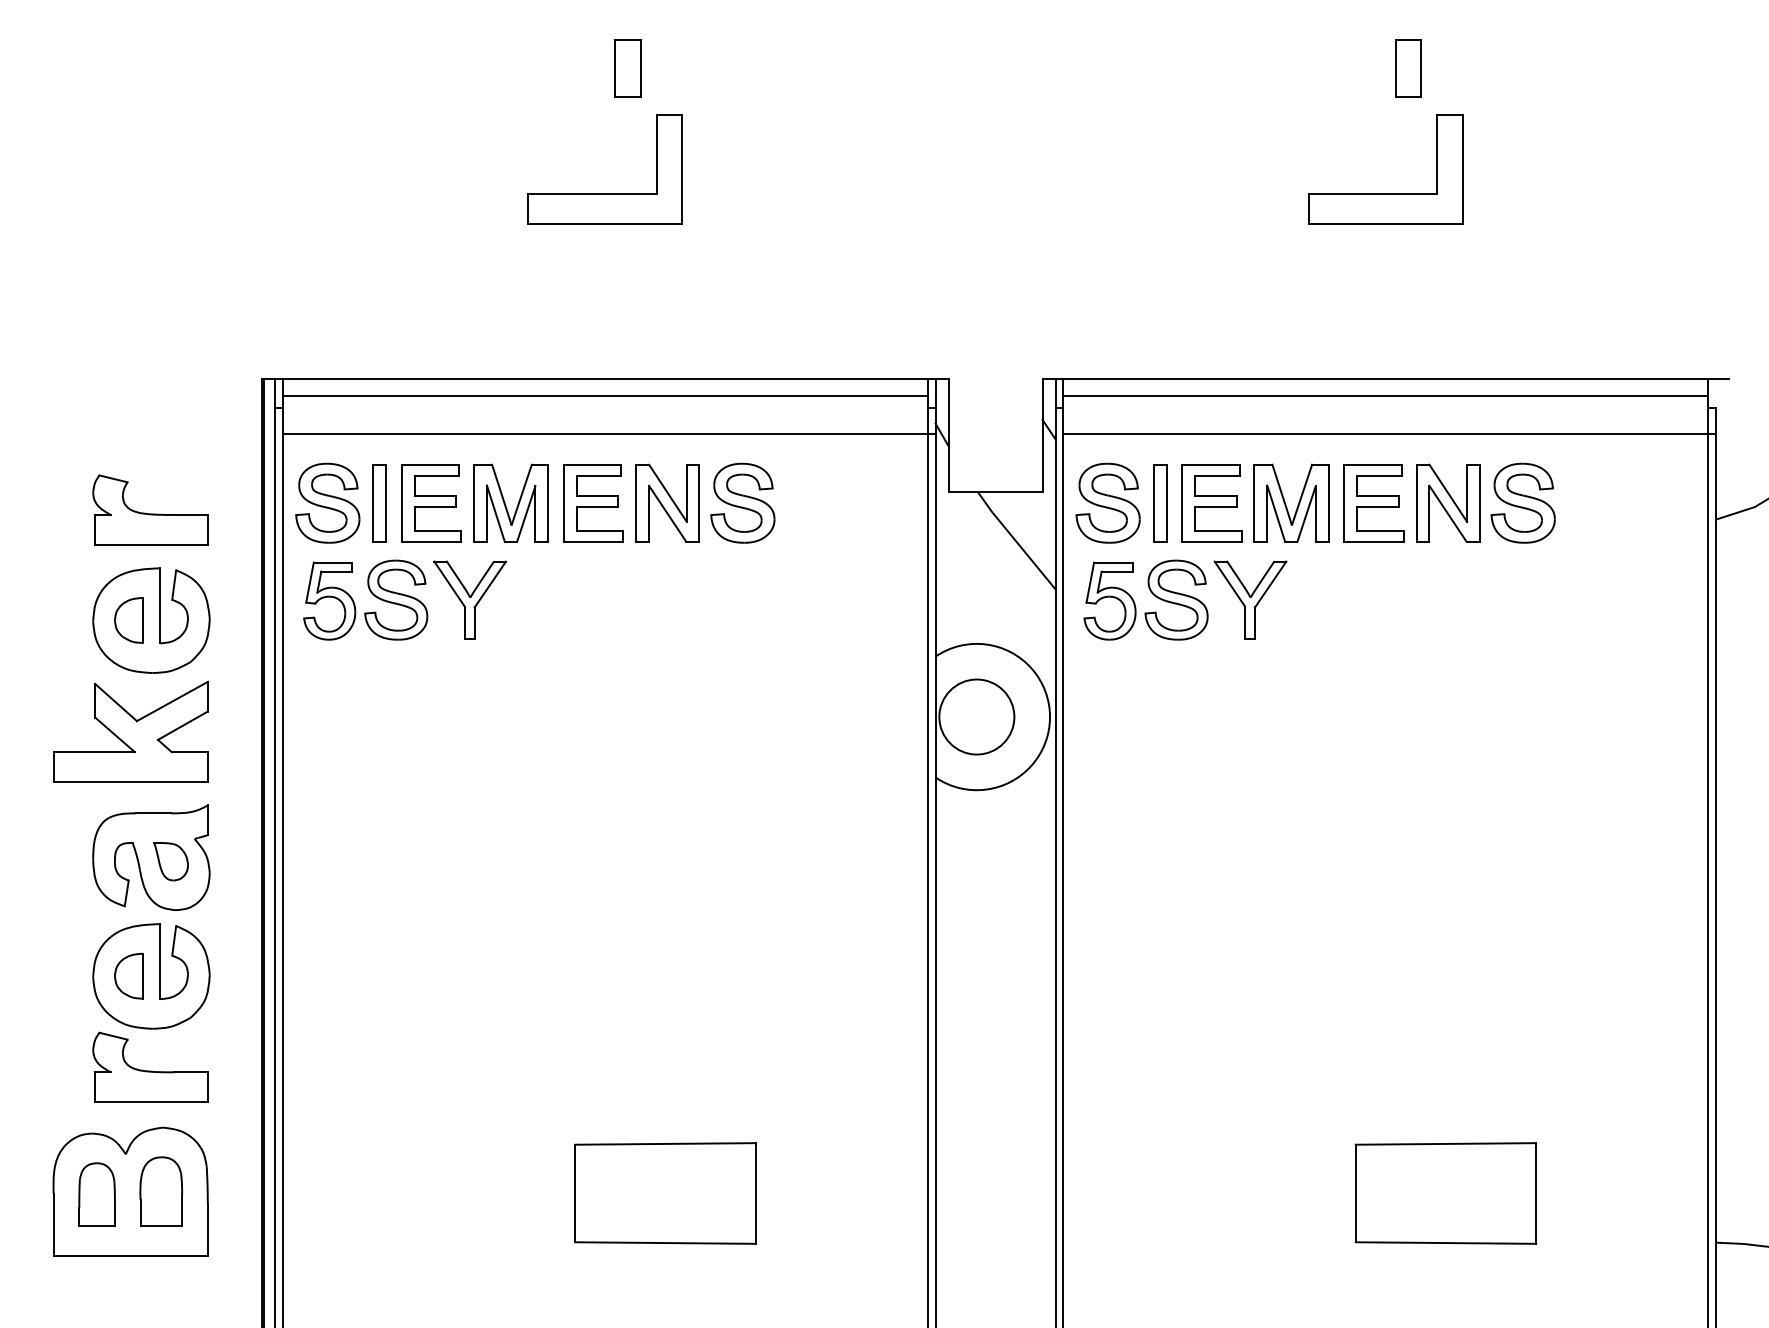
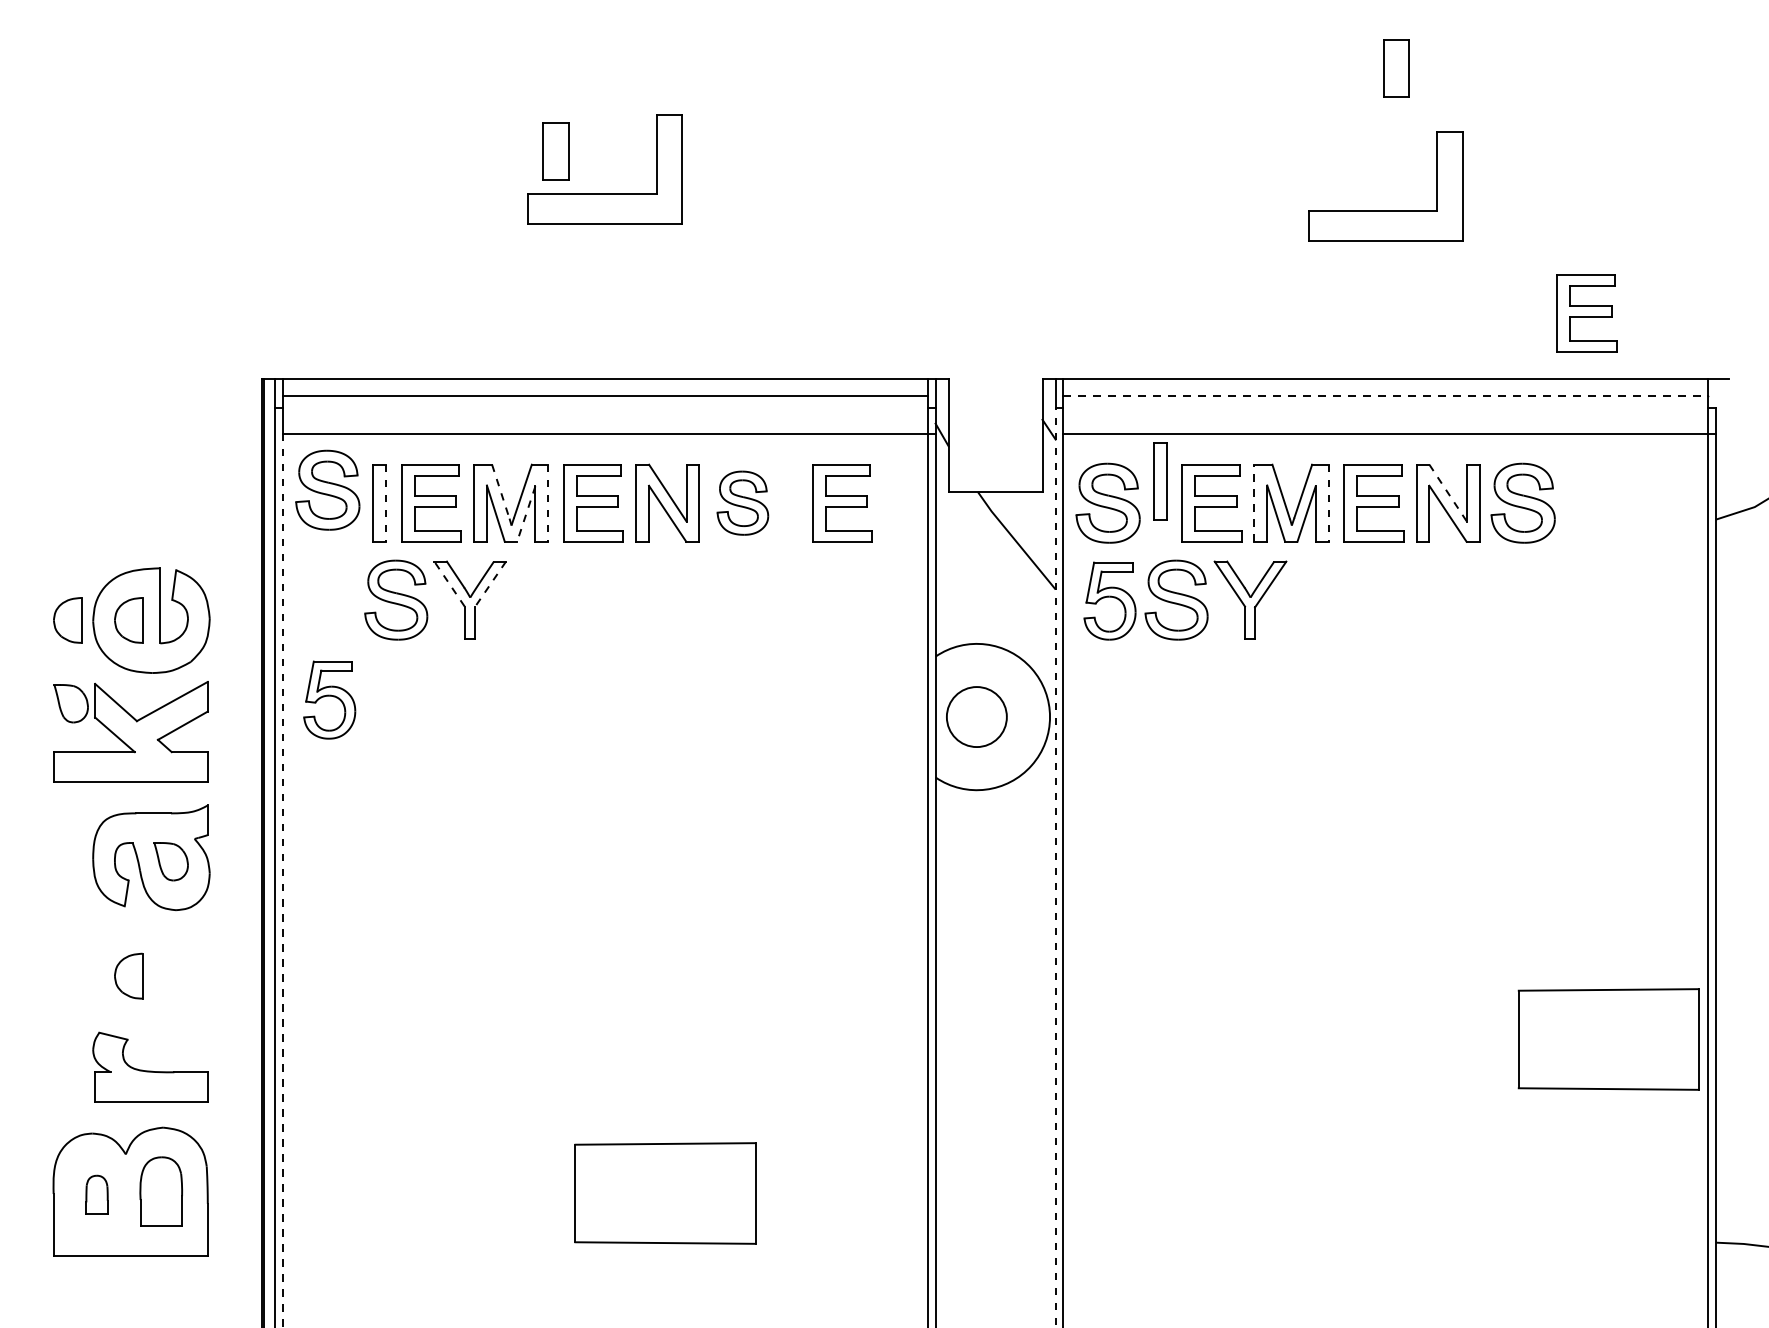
part position: (627, 68) -> (555, 151) (555, 151)
part position: (1408, 68) -> (1396, 68) (1396, 68)
part position: (1385, 193) -> (1385, 210) (1385, 210)
part: none -> present (1586, 313)
line: solid -> dashed (1385, 396)
line: solid -> dashed (500, 492)
line: solid -> dashed (1448, 493)
part position: (327, 502) -> (327, 489) (327, 489)
part size: 66x82 px -> 54x66 px (742, 502)
line: solid -> dashed (386, 503)
line: solid -> dashed (548, 503)
part: none -> present (842, 503)
part position: (1160, 503) -> (1160, 481) (1160, 481)
line: solid -> dashed (1254, 503)
line: solid -> dashed (1328, 503)
part: present -> none (150, 509)
line: solid -> dashed (526, 514)
line: solid -> dashed (449, 583)
line: solid -> dashed (490, 584)
part position: (329, 600) -> (329, 699) (329, 699)
part: none -> present (67, 620)
part: none -> present (70, 703)
circle diameter: 75 px -> 60 px (976, 717)
line: solid -> dashed (1055, 867)
line: solid -> dashed (282, 880)
part: present -> none (151, 976)
part position: (1445, 1193) -> (1608, 1039) (1608, 1039)
part size: 38x65 px -> 24x41 px (96, 1194)
